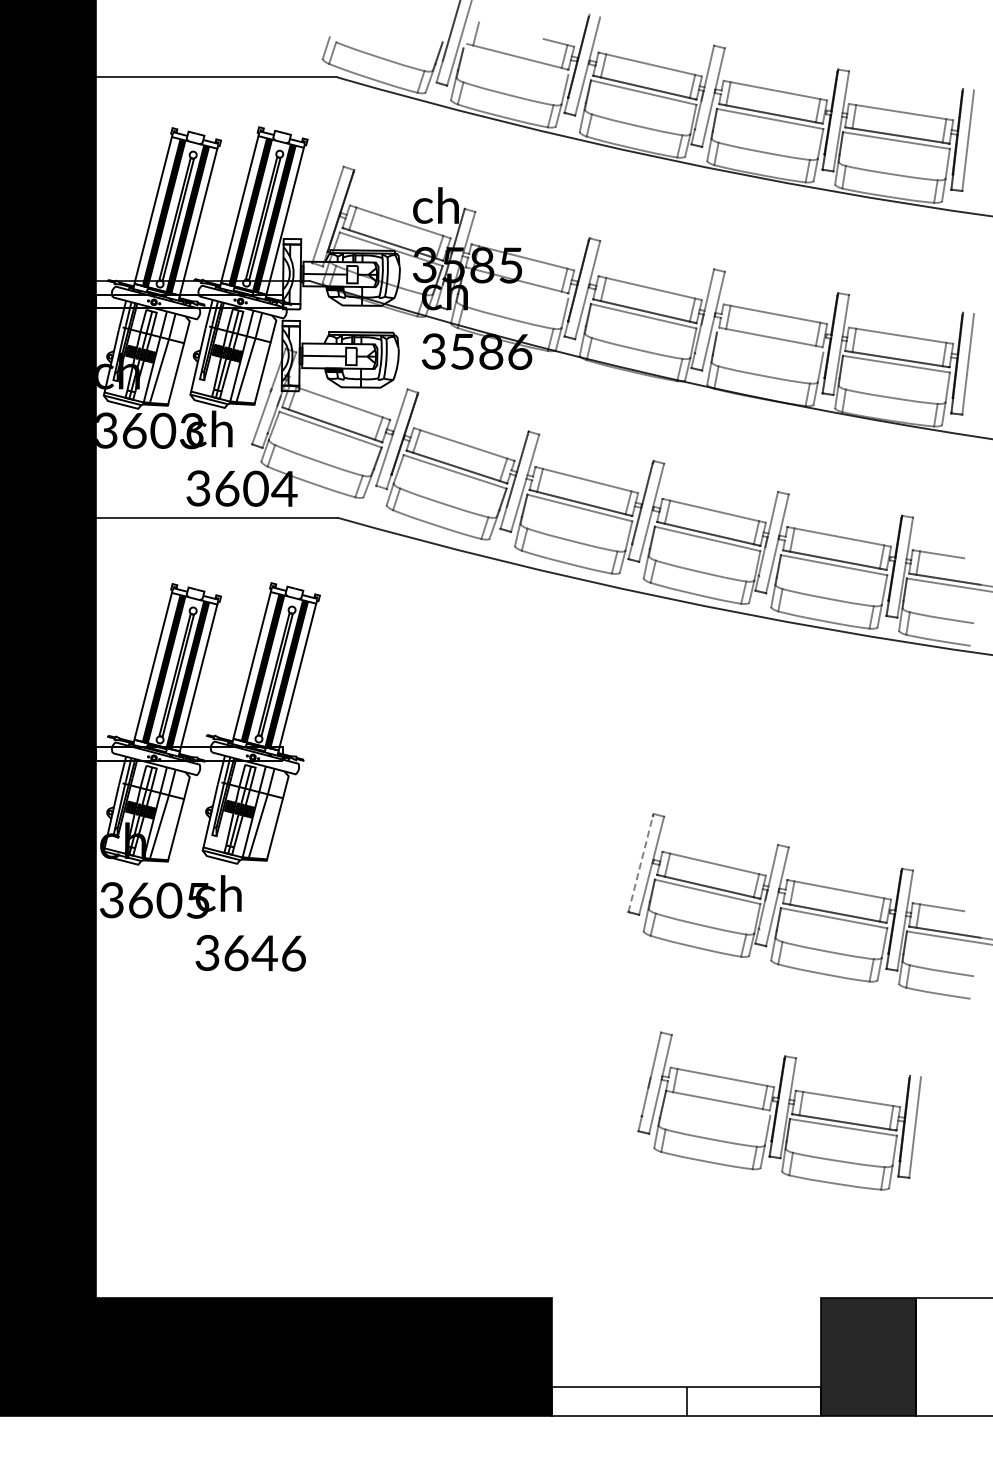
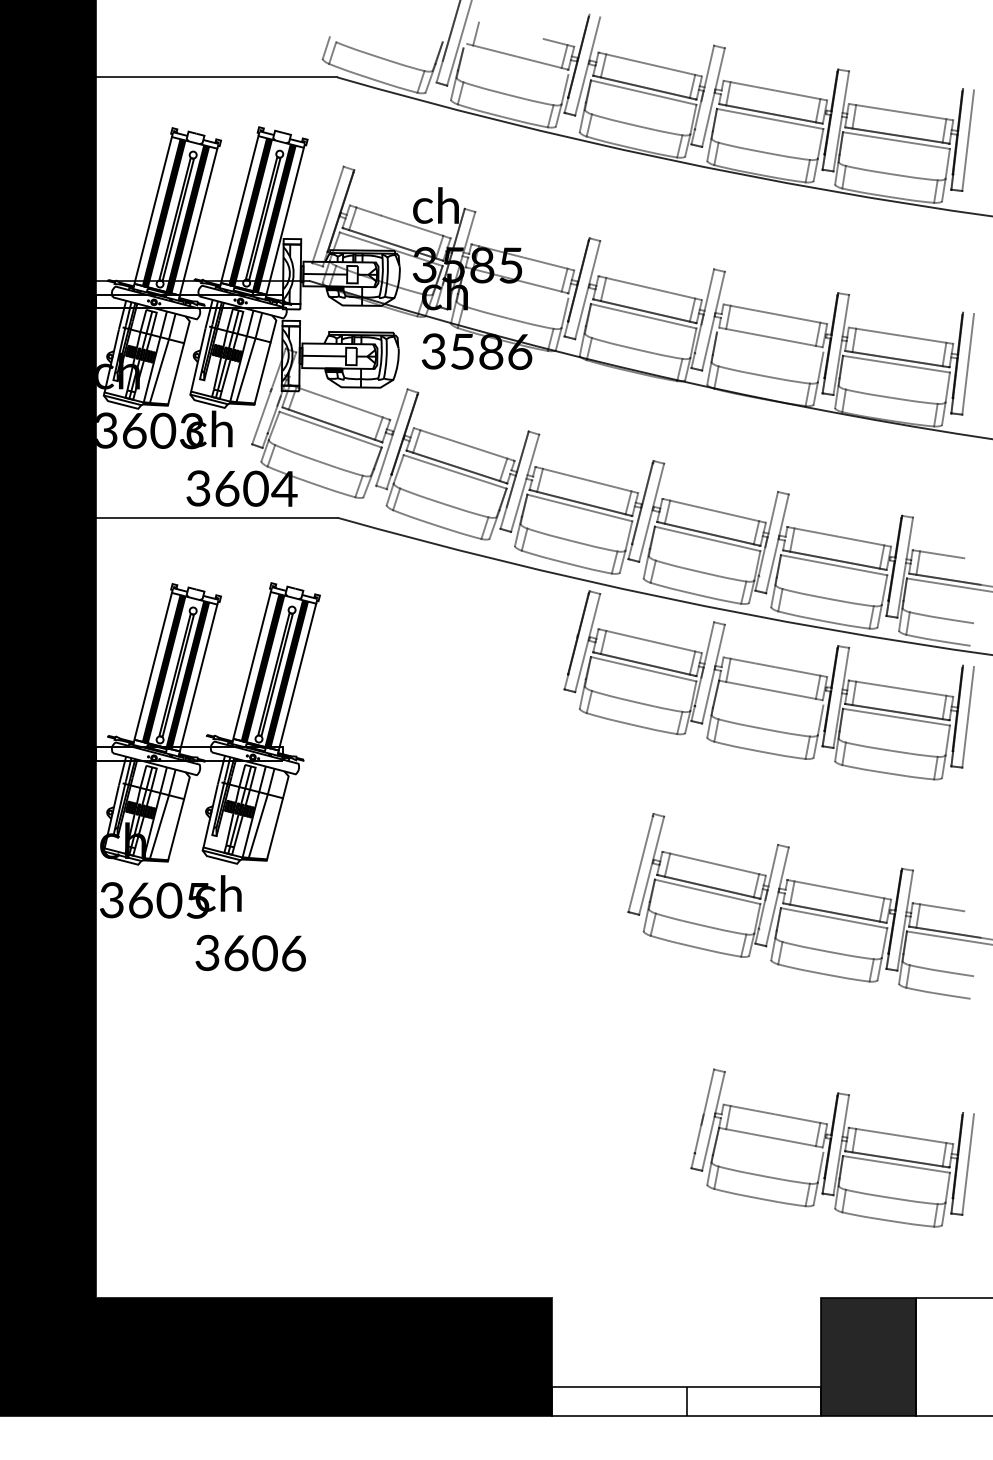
part: none -> present (768, 685)
line: dashed -> solid (641, 863)
text: 3646 -> 3606 (264, 953)
part position: (779, 1110) -> (832, 1147) (832, 1147)
